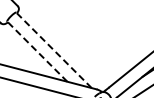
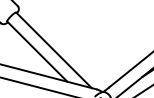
line: dashed -> solid (53, 49)
line: dashed -> solid (37, 51)
